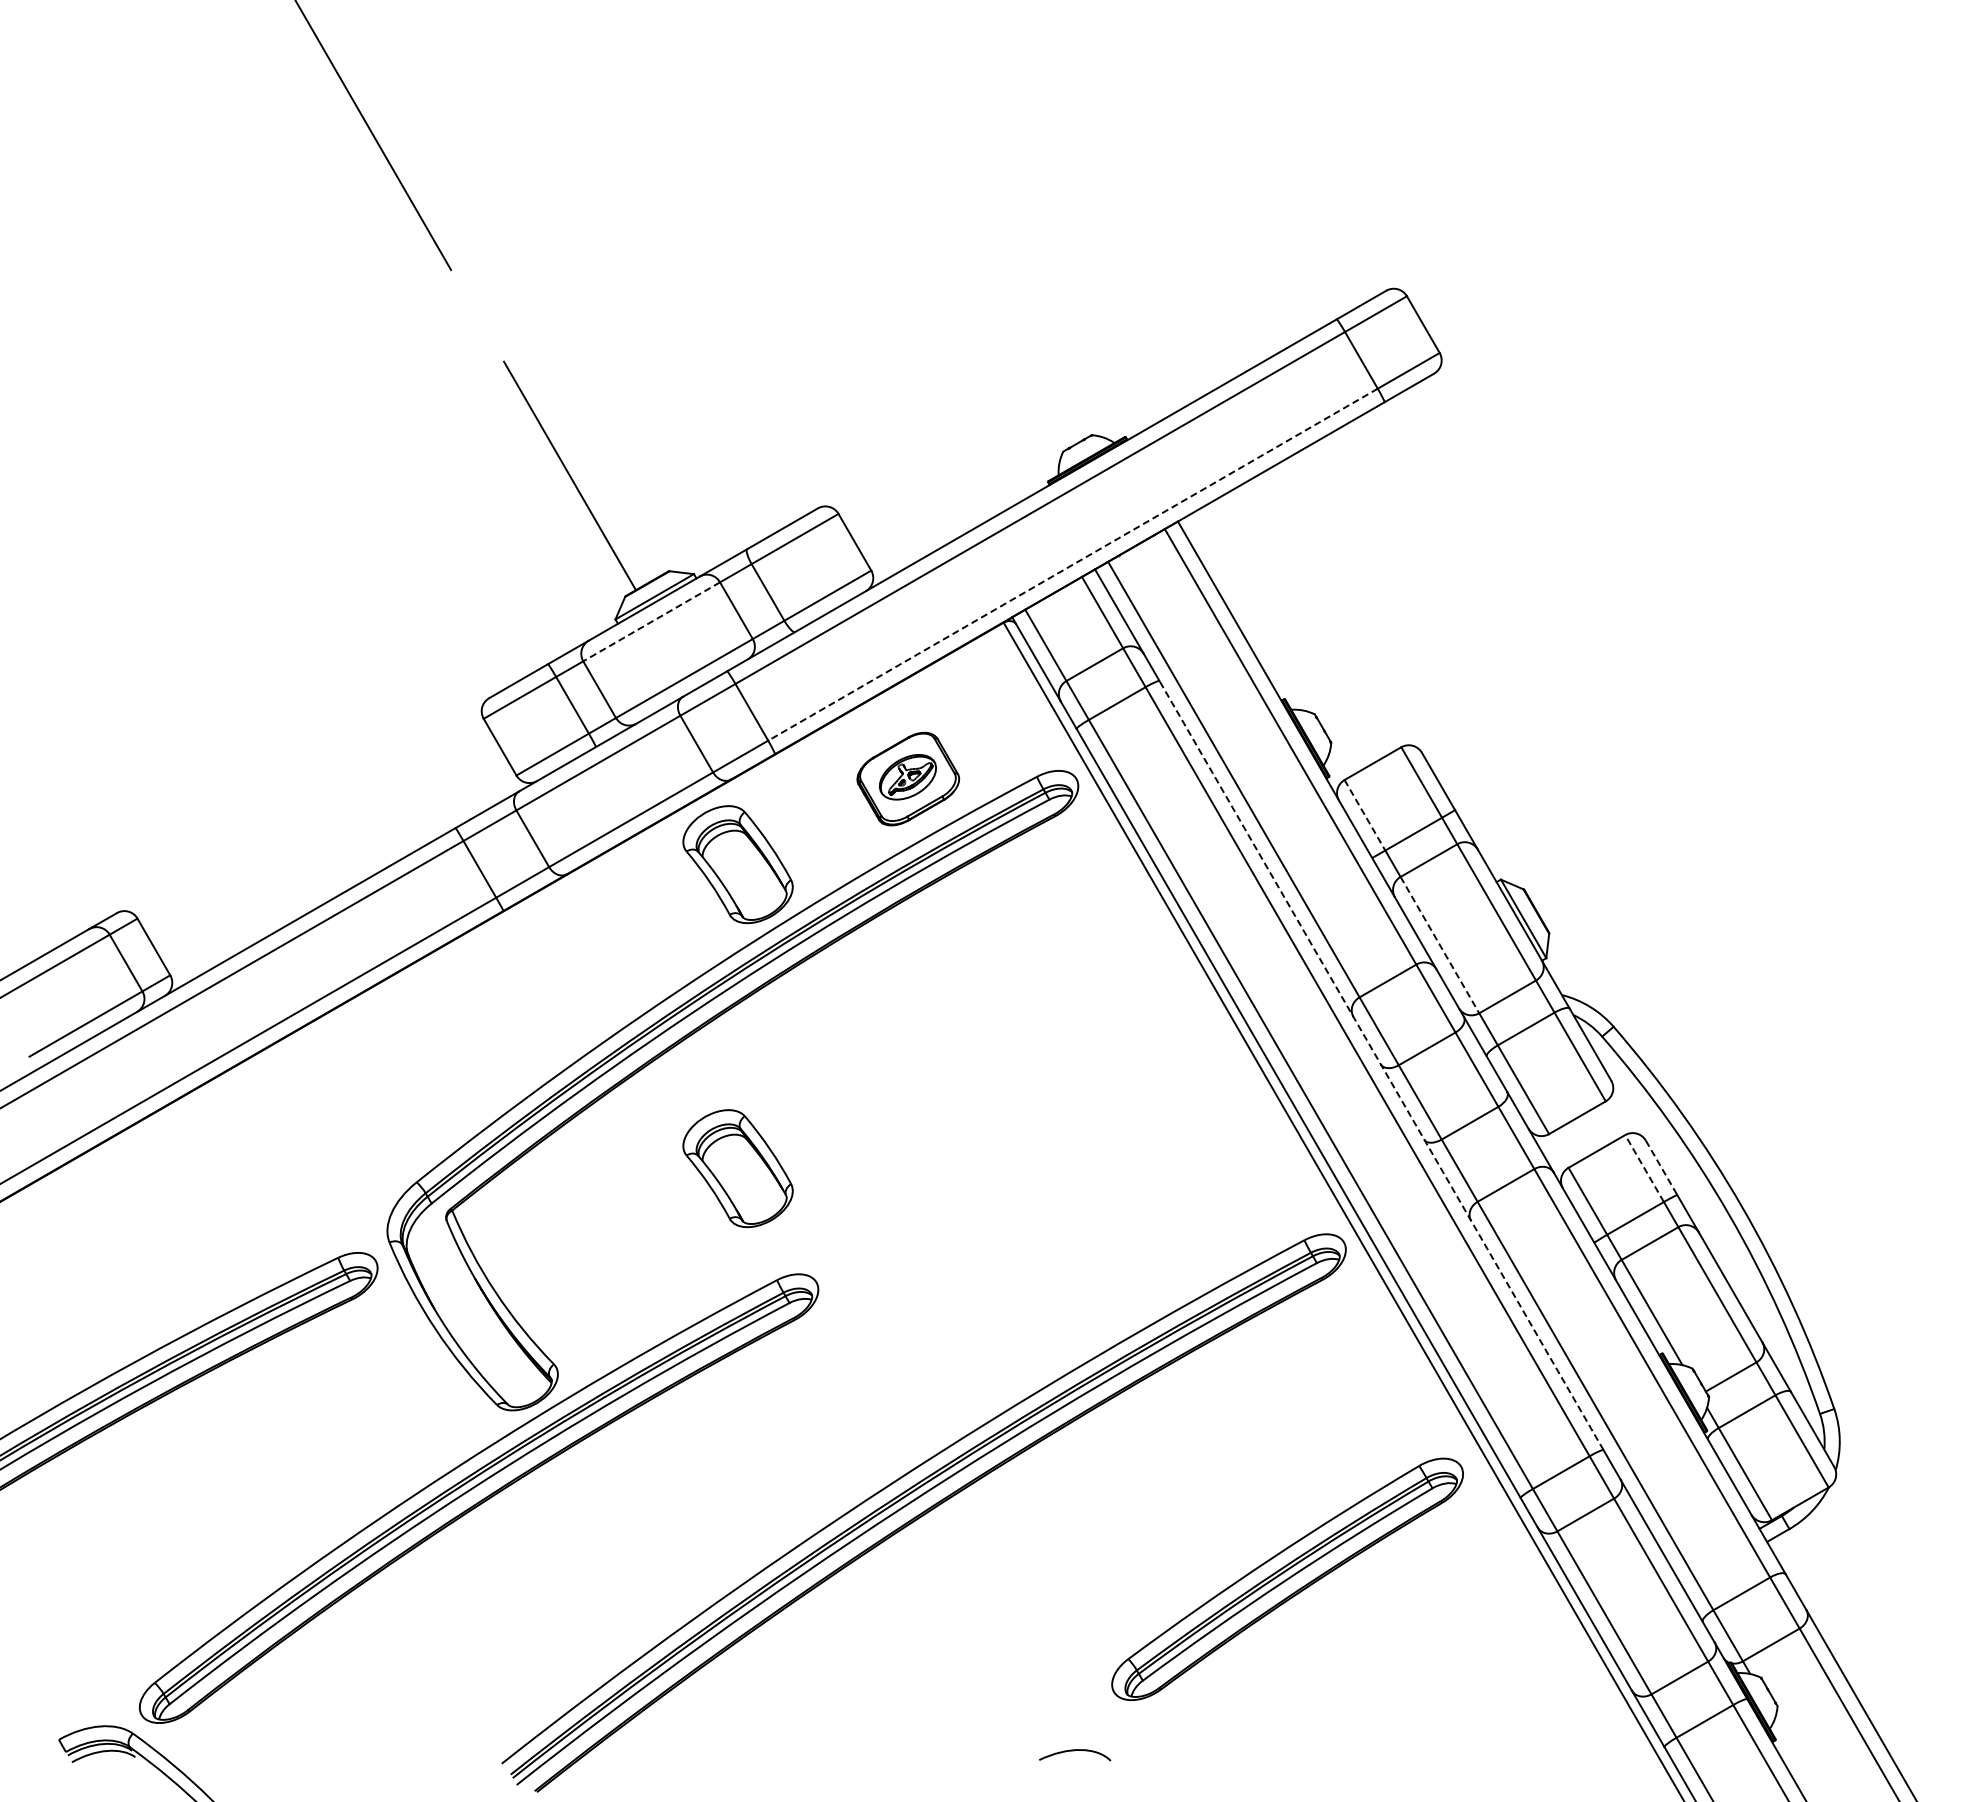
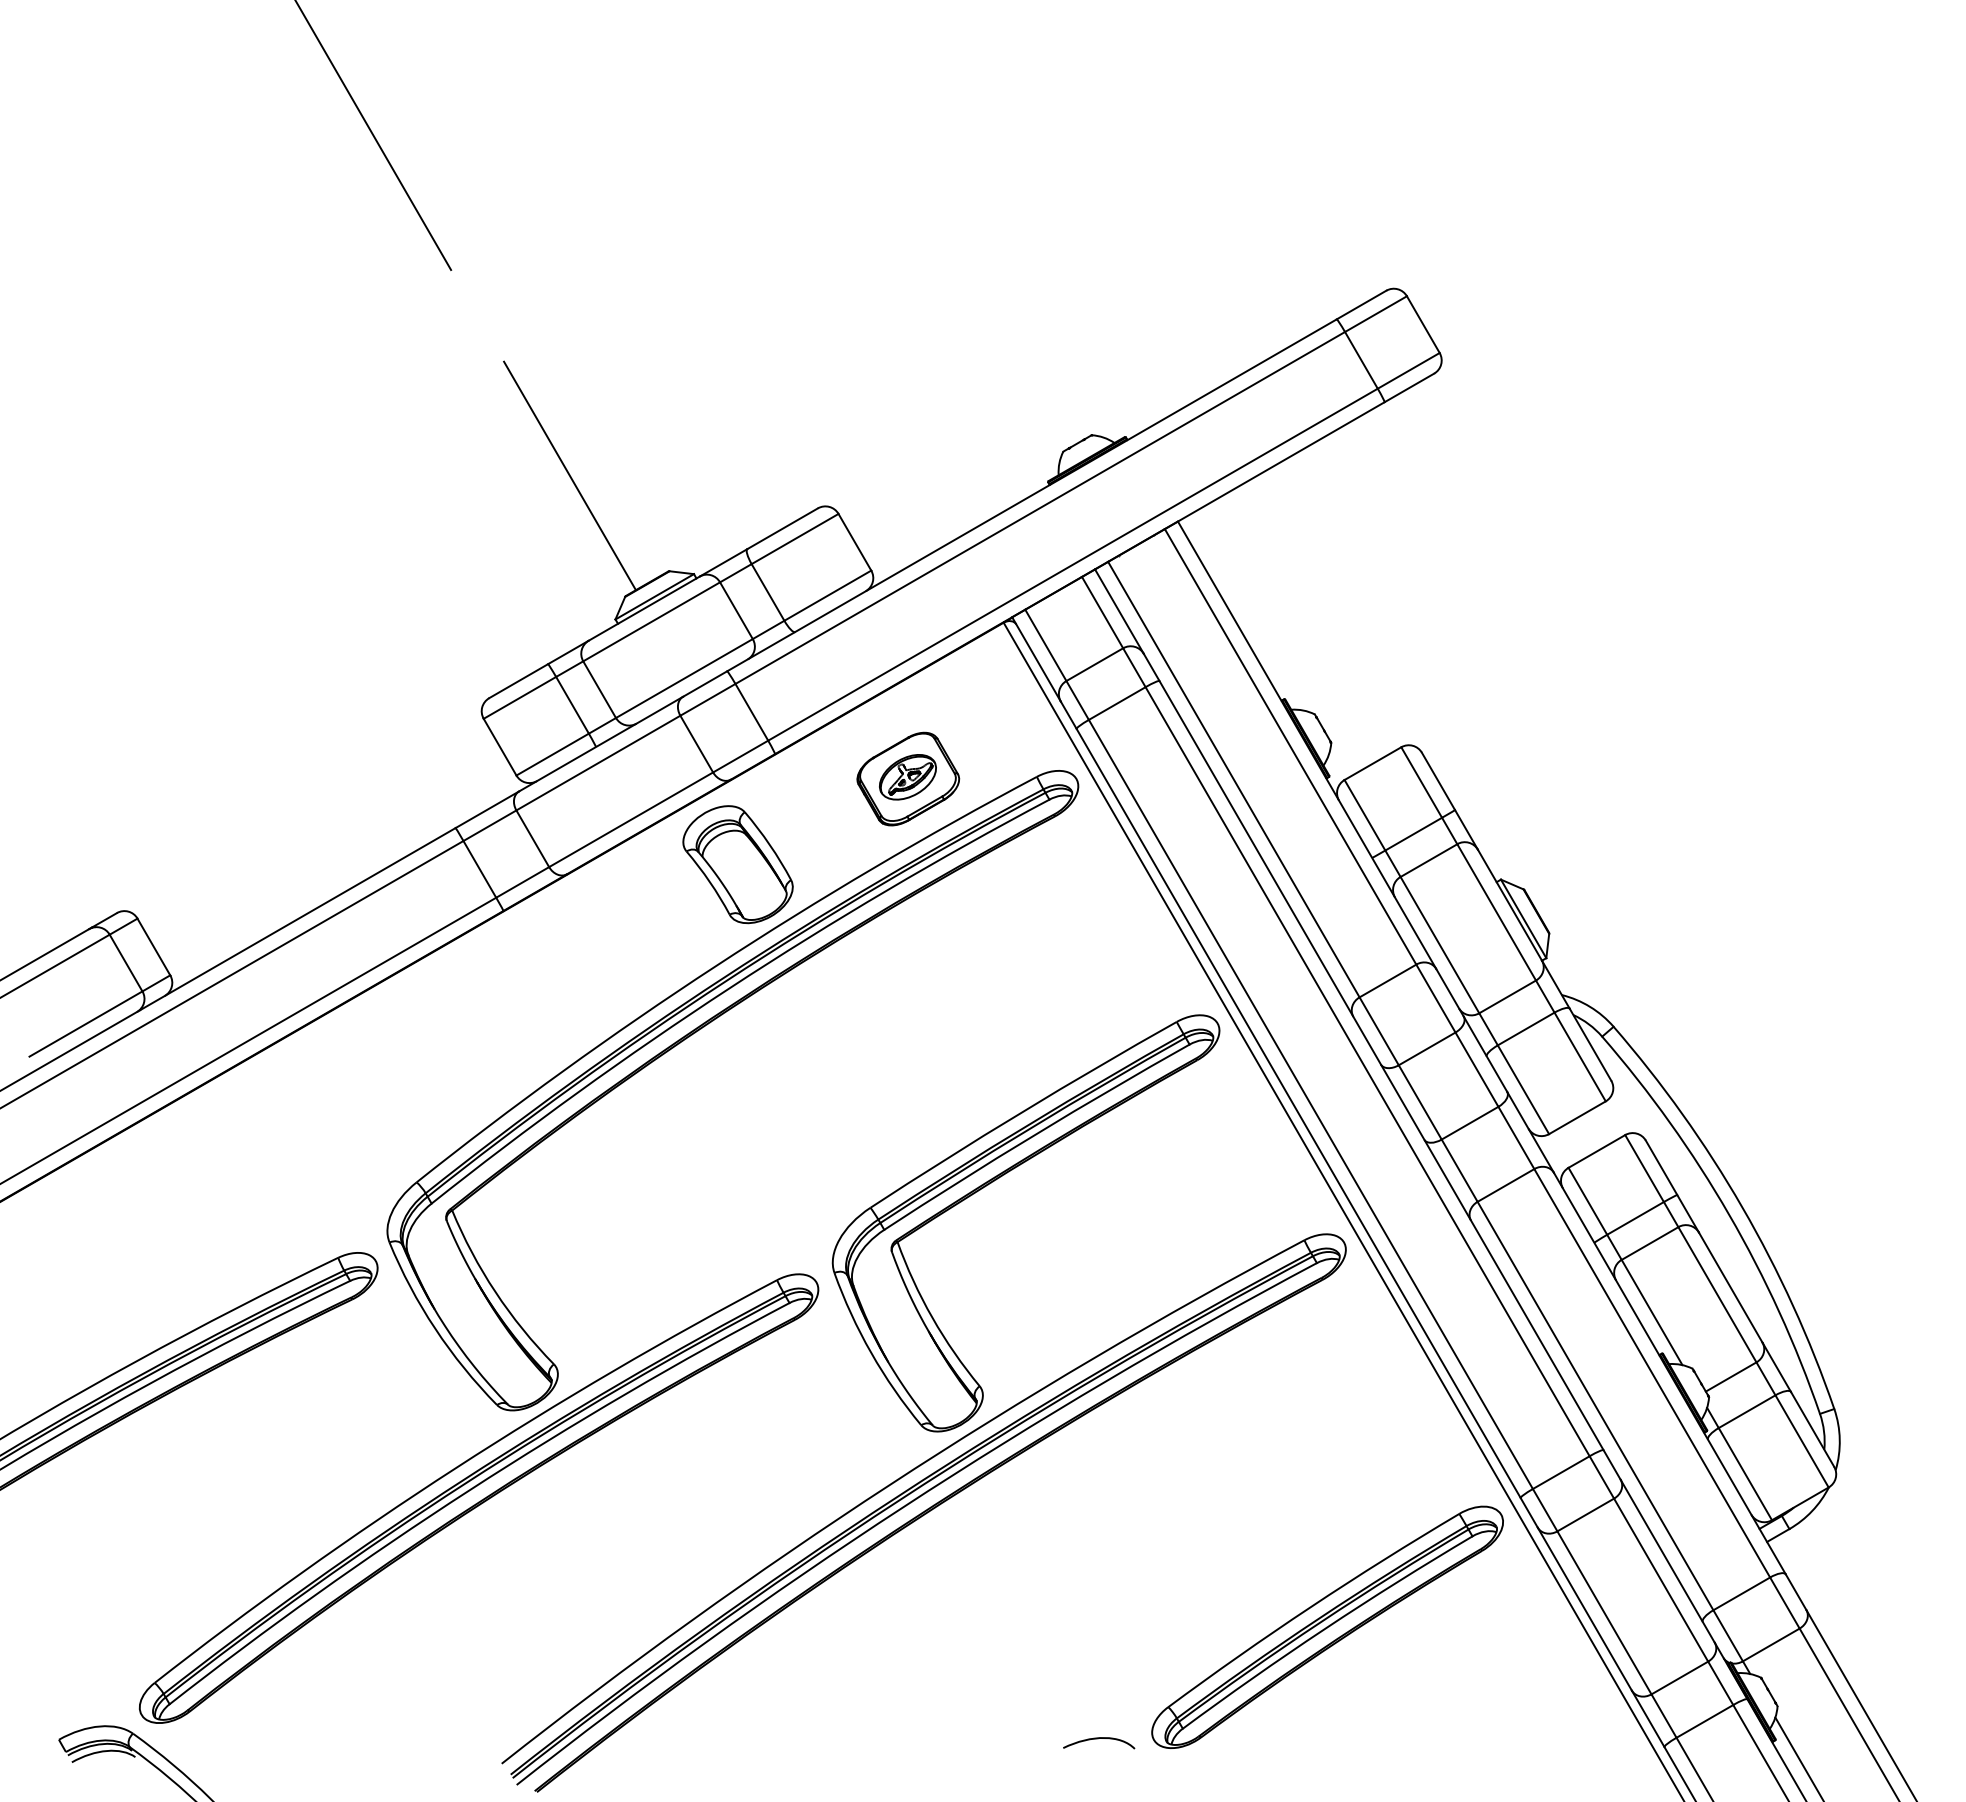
line: dashed -> solid (1073, 564)
line: dashed -> solid (651, 621)
line: dashed -> solid (1364, 815)
line: dashed -> solid (1439, 945)
line: dashed -> solid (1381, 1065)
part: present -> none (737, 1168)
line: dashed -> solid (1644, 1168)
line: dashed -> solid (1661, 1168)
part: none -> present (996, 1180)
part position: (1287, 1578) -> (1327, 1626) (1327, 1626)
curve position: (1074, 1751) -> (1098, 1739) (1098, 1739)
line: none -> present (1798, 1757)
